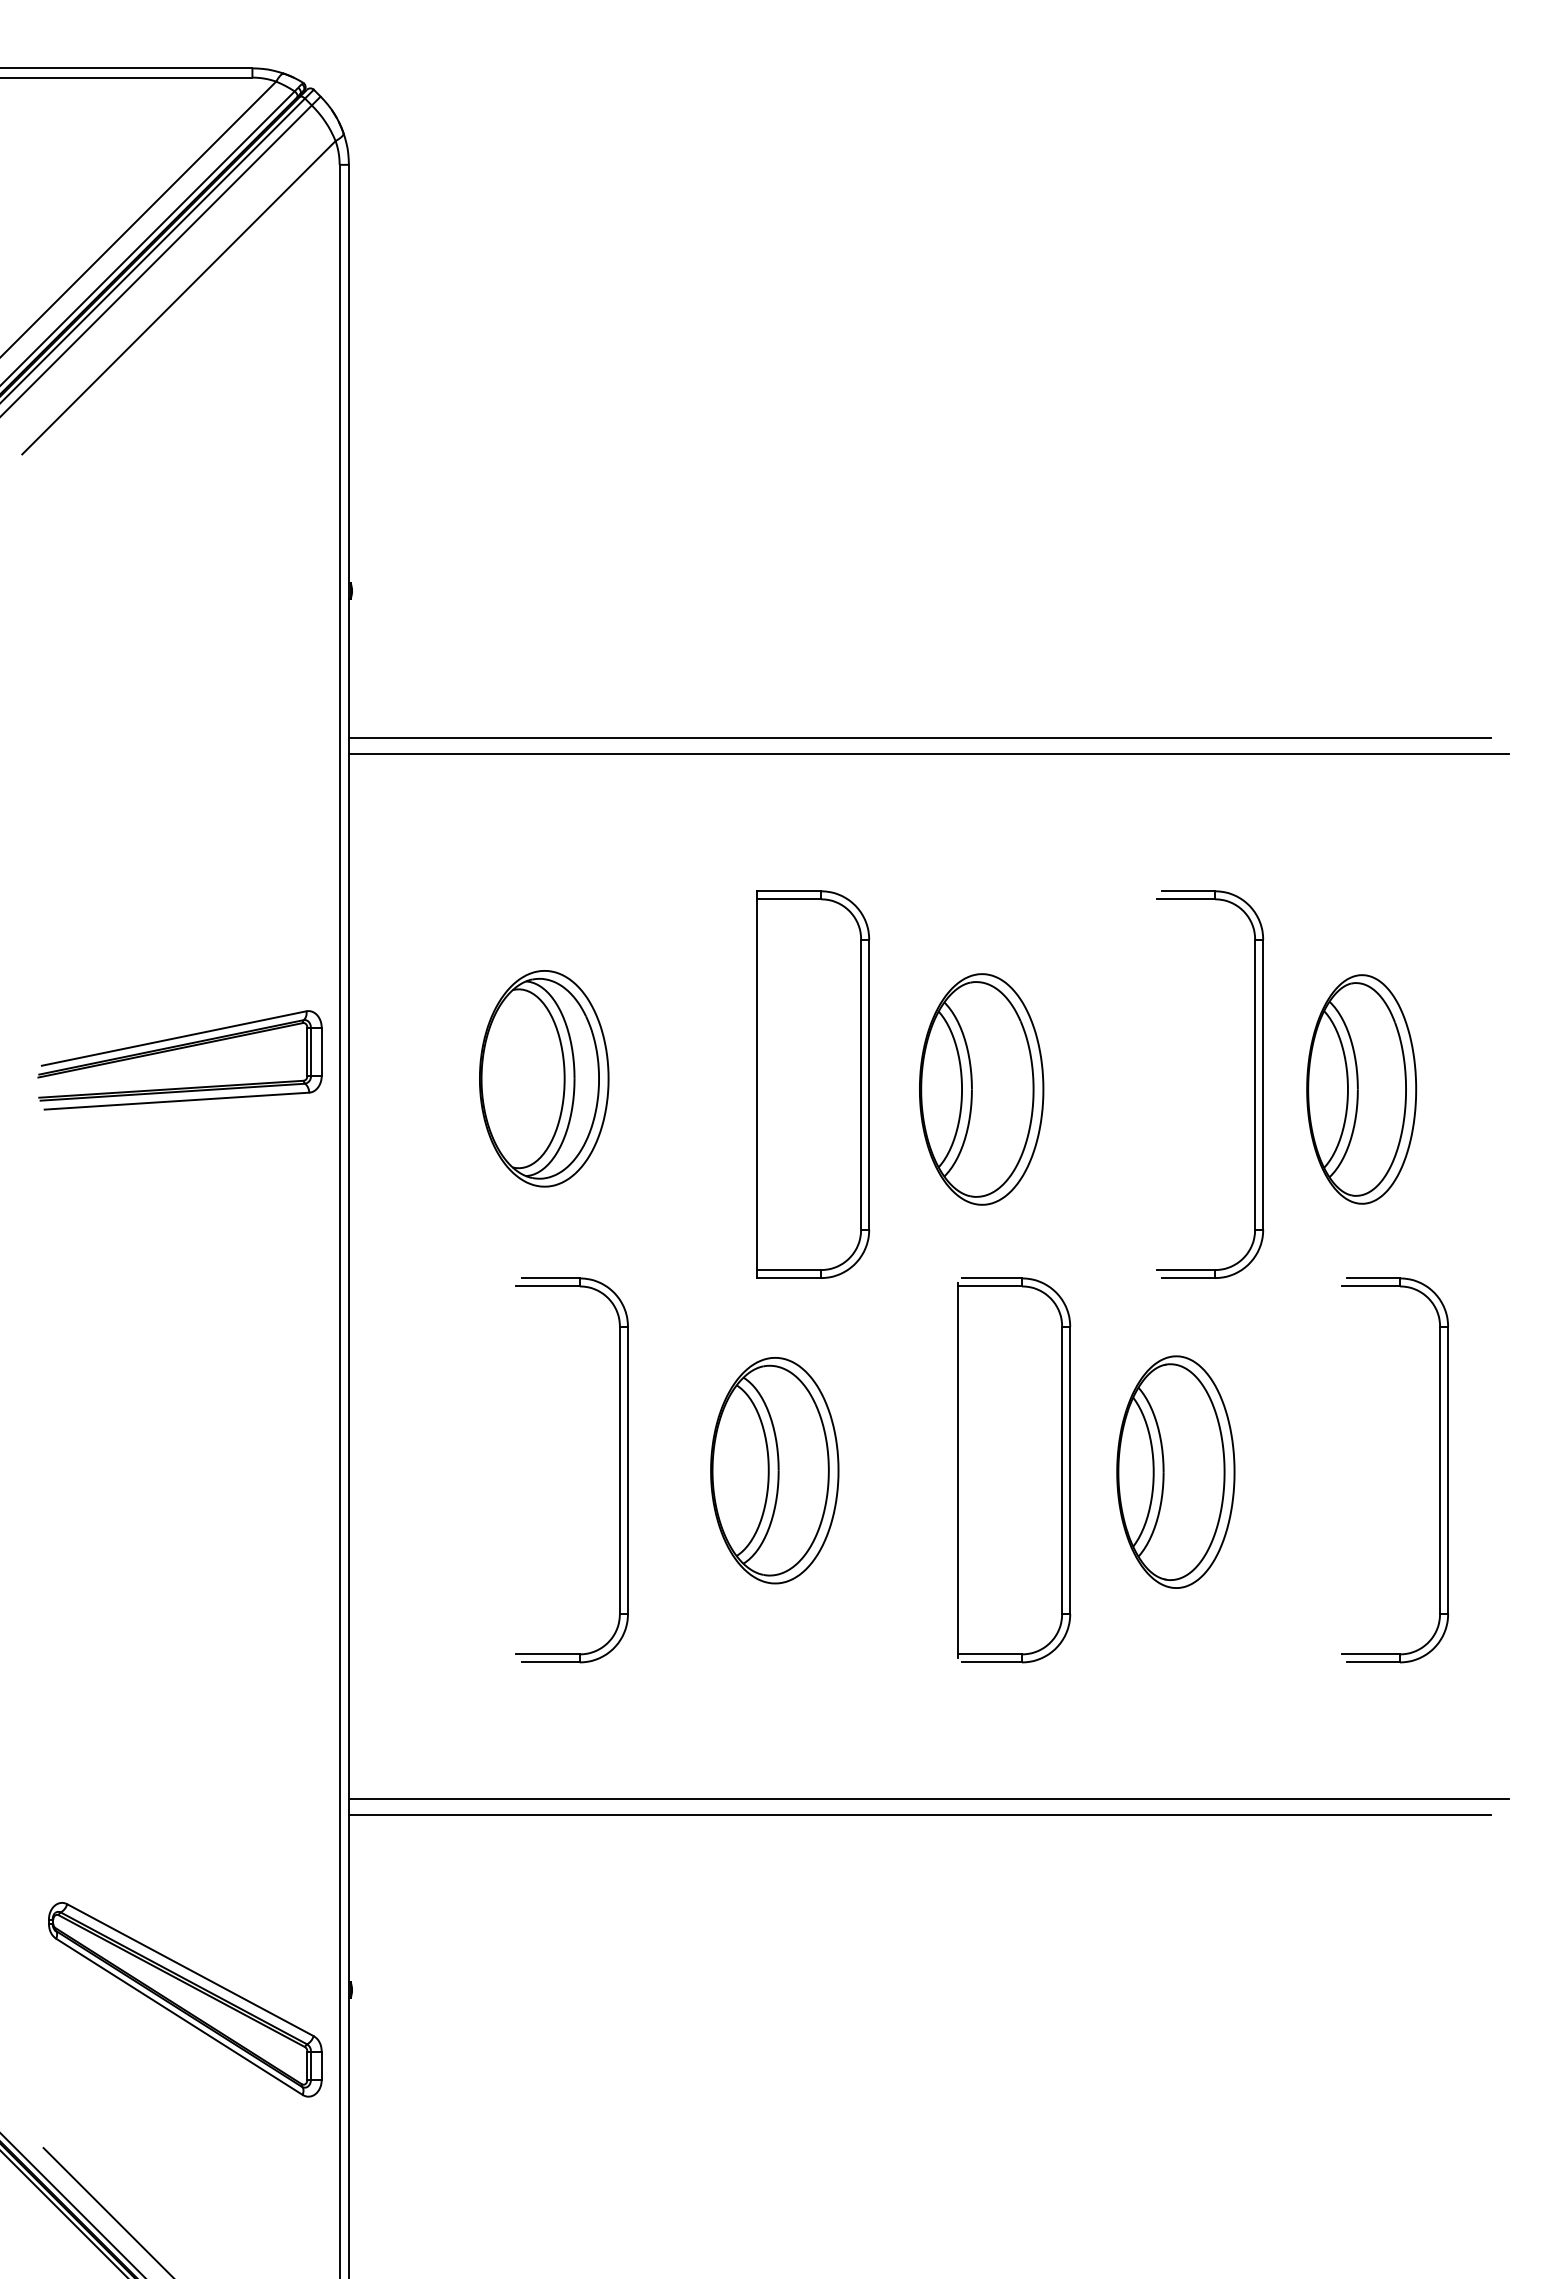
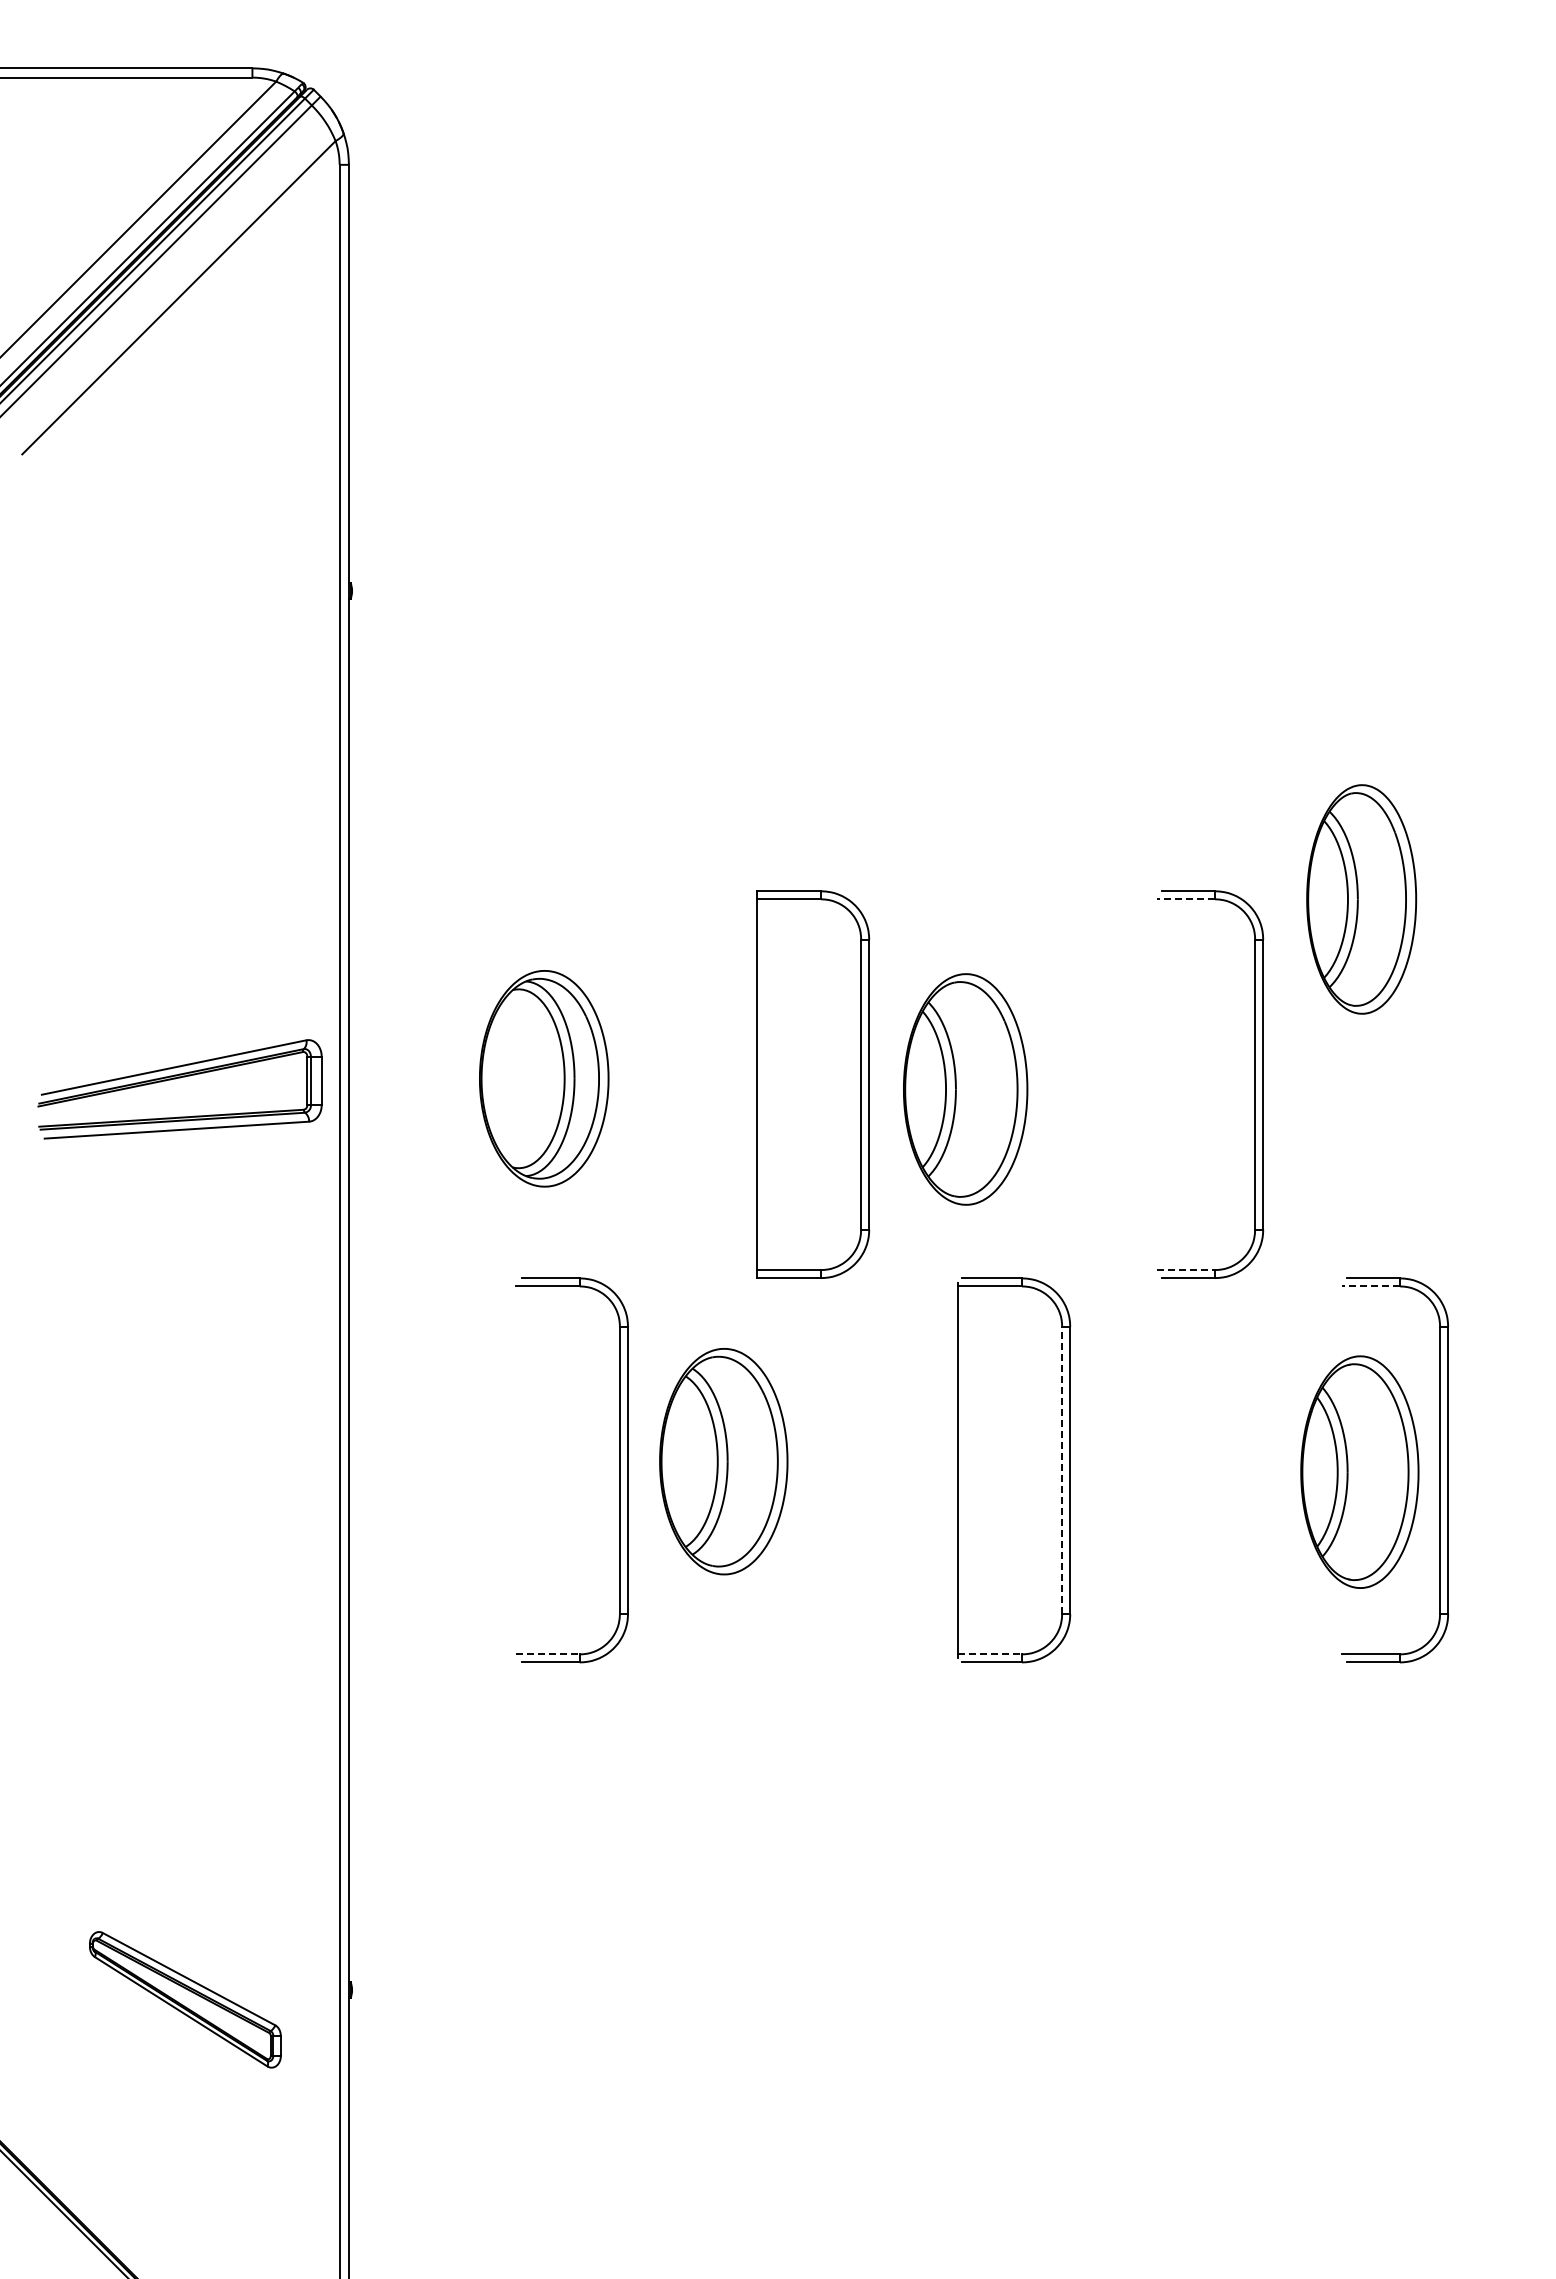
line: present -> none (919, 737)
line: present -> none (928, 753)
line: solid -> dashed (1186, 899)
part position: (175, 1050) -> (175, 1079) (175, 1079)
part position: (981, 1089) -> (965, 1089) (965, 1089)
part position: (1361, 1089) -> (1361, 899) (1361, 899)
line: solid -> dashed (1186, 1270)
line: solid -> dashed (1371, 1286)
part position: (774, 1470) -> (723, 1461) (723, 1461)
line: solid -> dashed (1062, 1470)
part position: (1175, 1471) -> (1359, 1471) (1359, 1471)
line: solid -> dashed (548, 1654)
line: solid -> dashed (990, 1654)
line: present -> none (928, 1799)
line: present -> none (919, 1815)
part size: 275x196 px -> 193x138 px (185, 1999)
line: present -> none (72, 2205)
line: present -> none (107, 2211)
